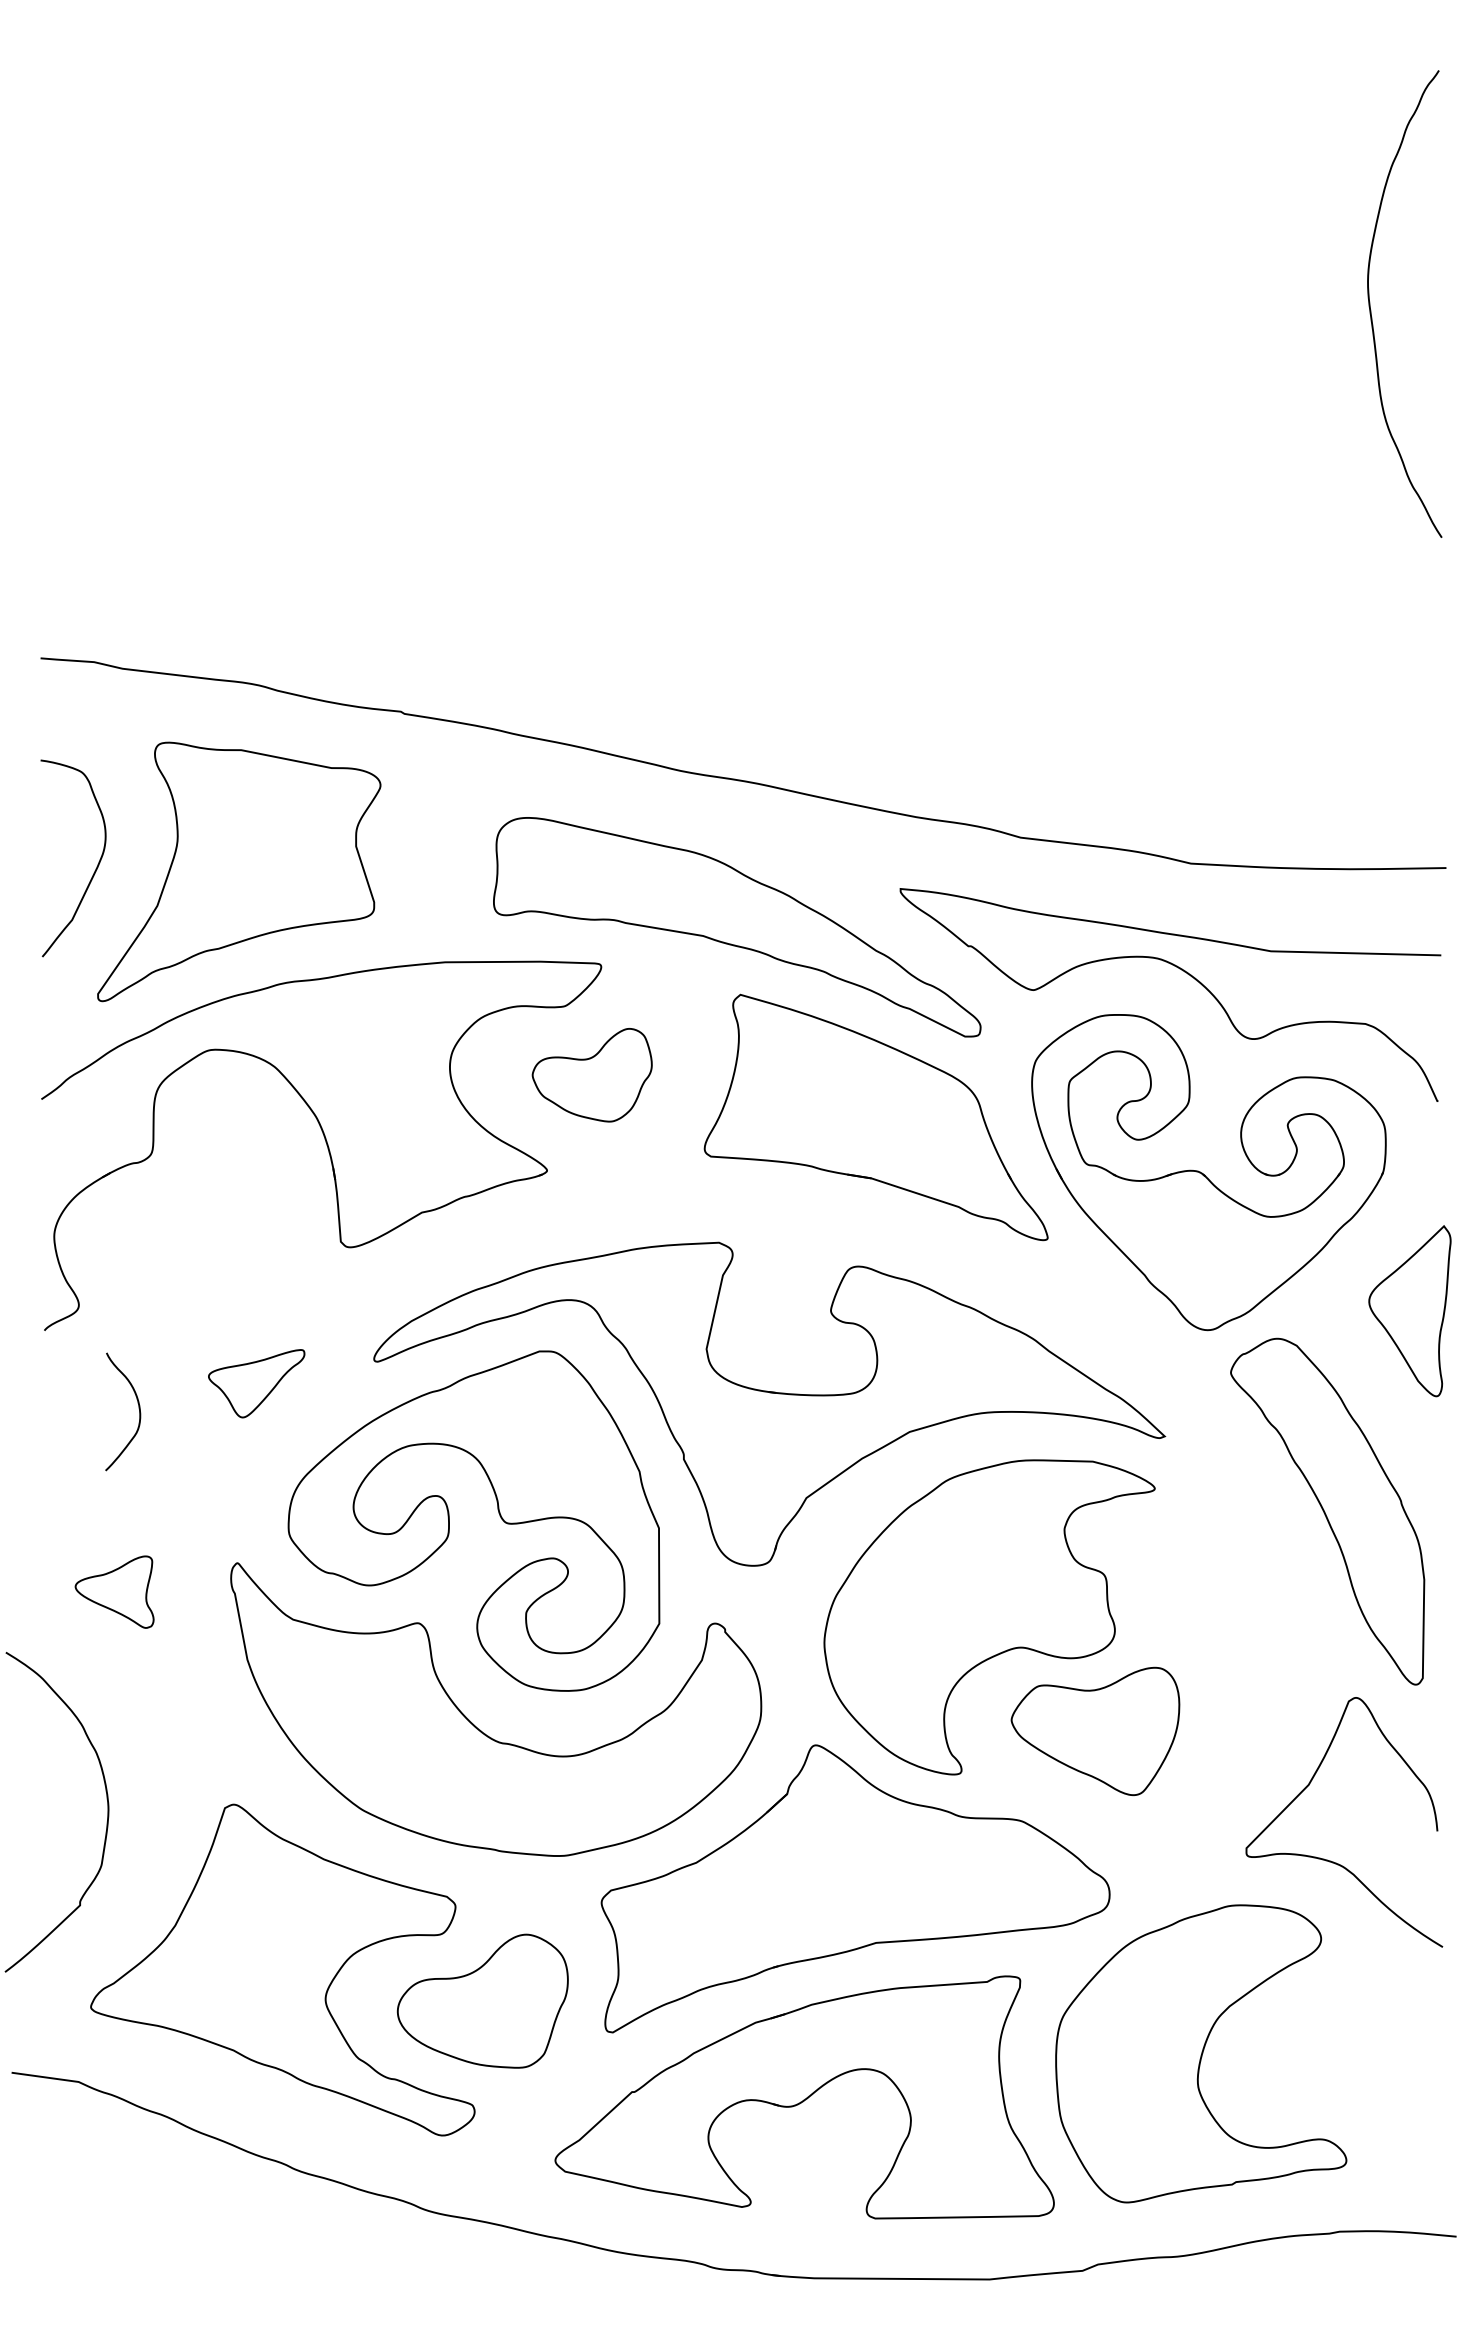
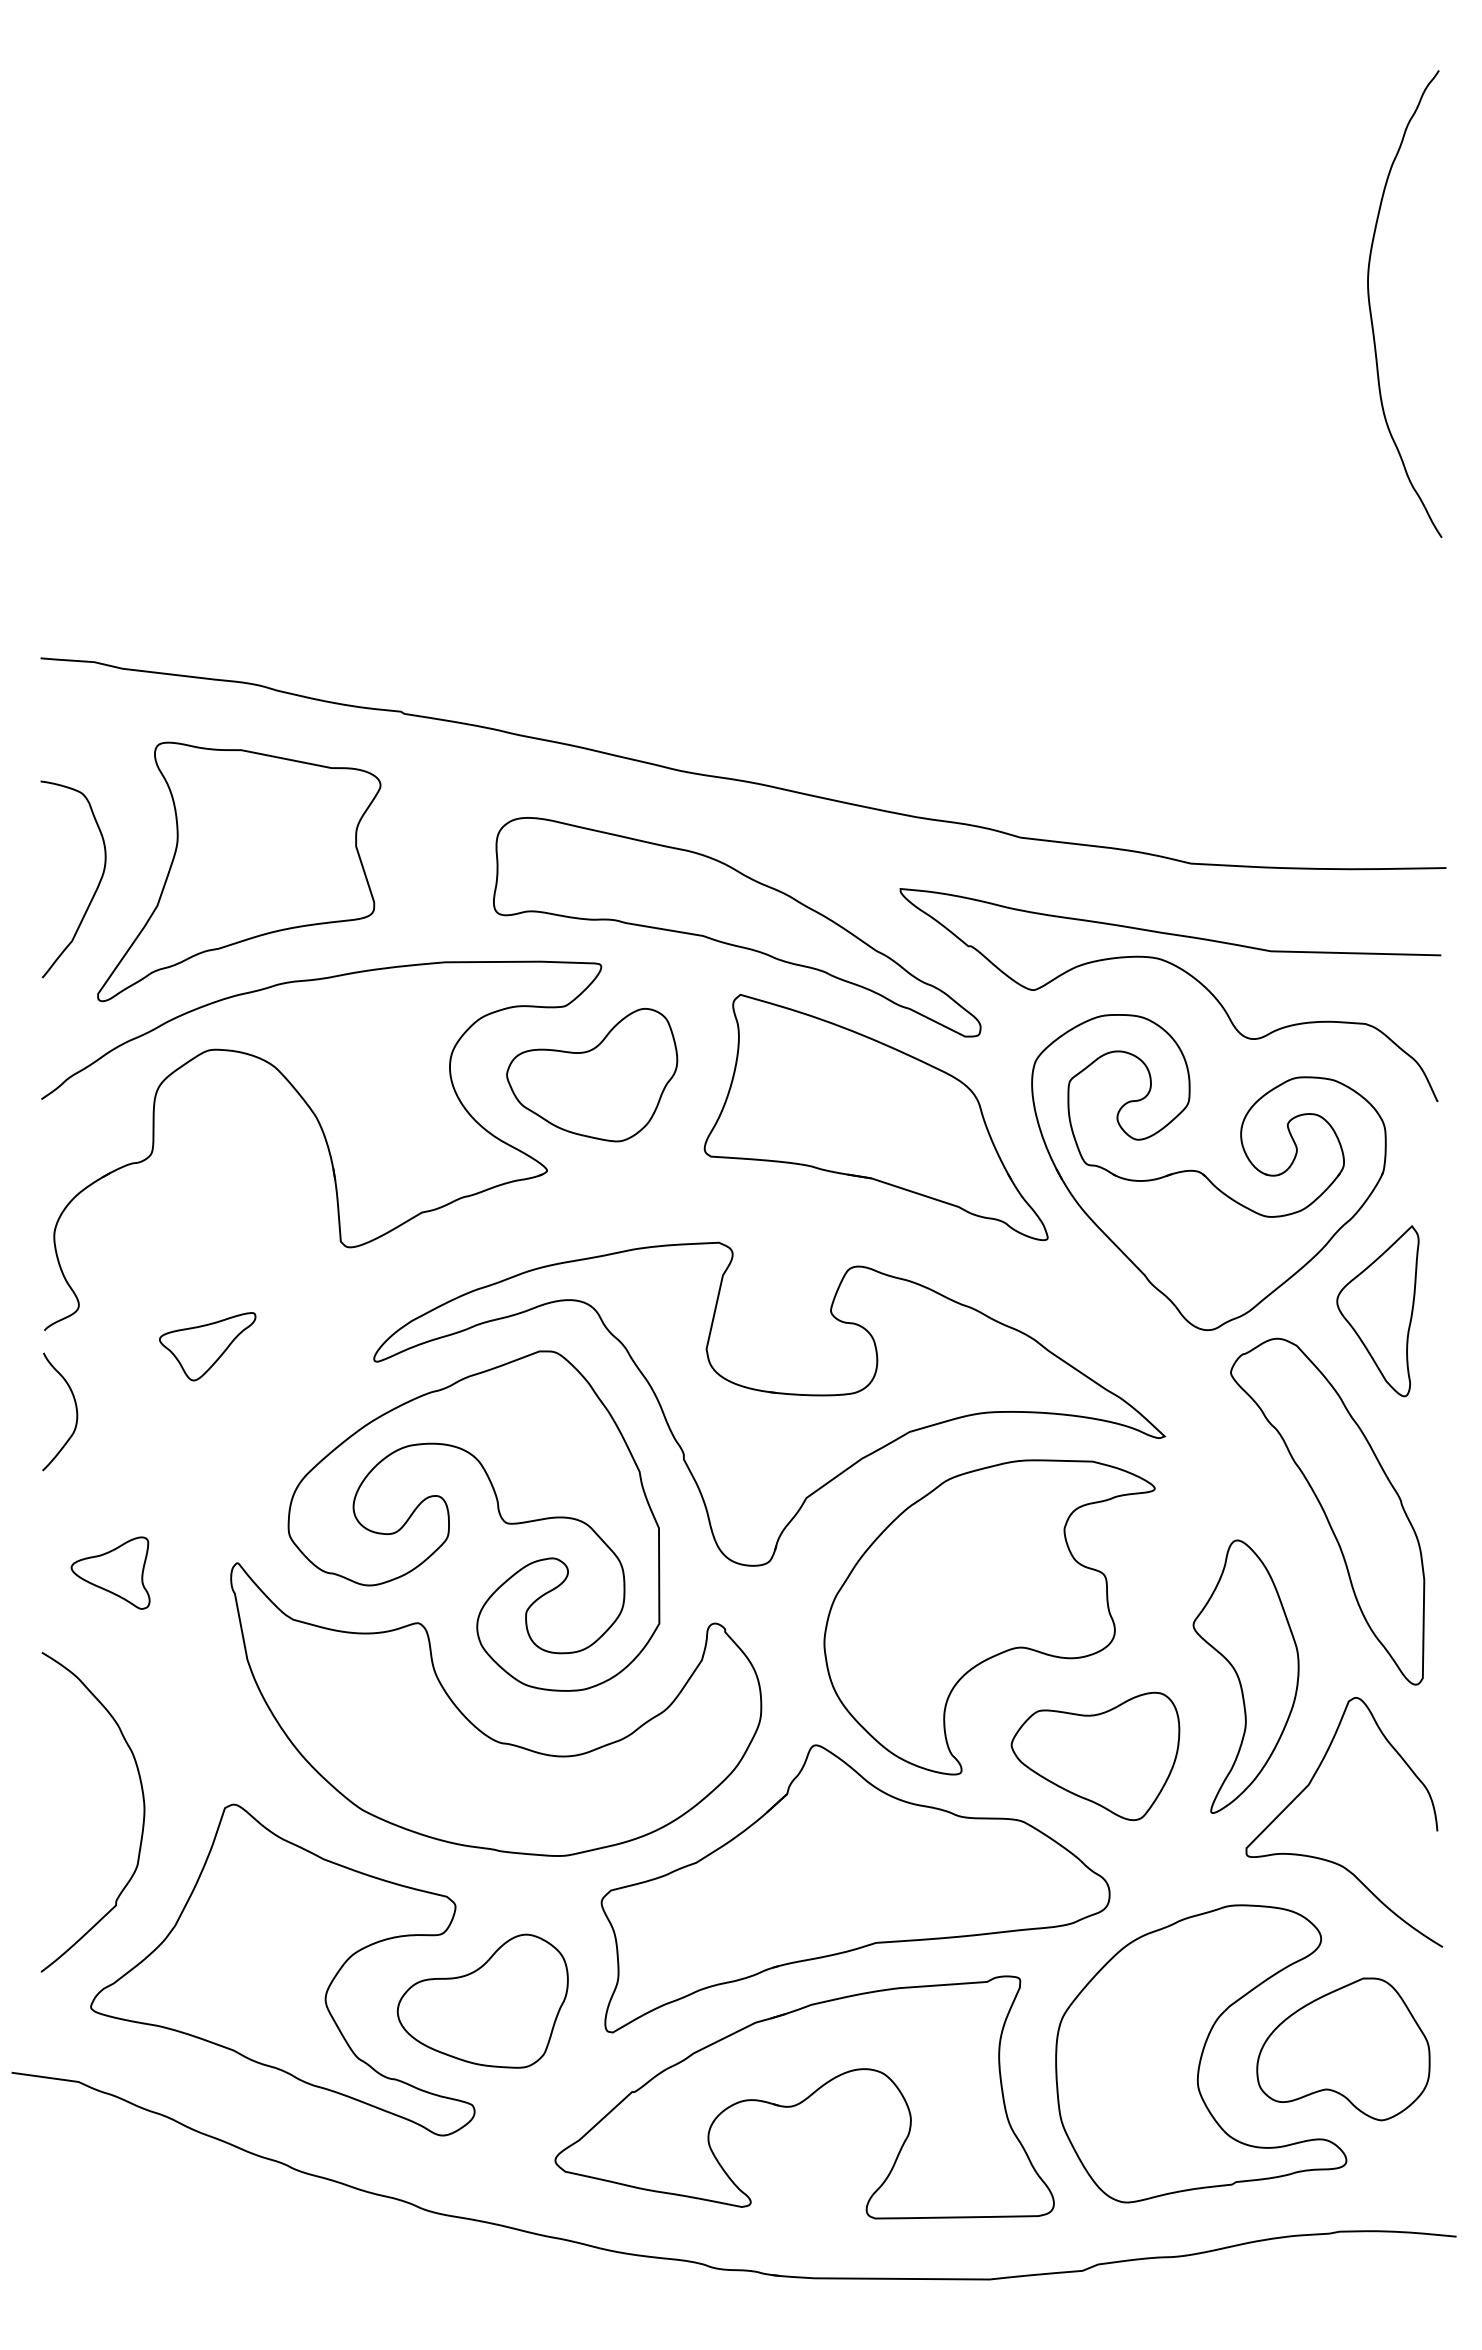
curve position: (95, 868) -> (95, 889) (95, 889)
part size: 122x95 px -> 173x135 px (592, 1075)
part position: (1409, 1311) -> (1377, 1311) (1377, 1311)
part position: (256, 1383) -> (207, 1346) (207, 1346)
curve position: (138, 1408) -> (75, 1408) (75, 1408)
part position: (114, 1591) -> (110, 1572) (110, 1572)
part: none -> present (1245, 1676)
part position: (1095, 1731) -> (1095, 1756) (1095, 1756)
curve position: (106, 1822) -> (142, 1822) (142, 1822)
part: none -> present (1343, 2049)
